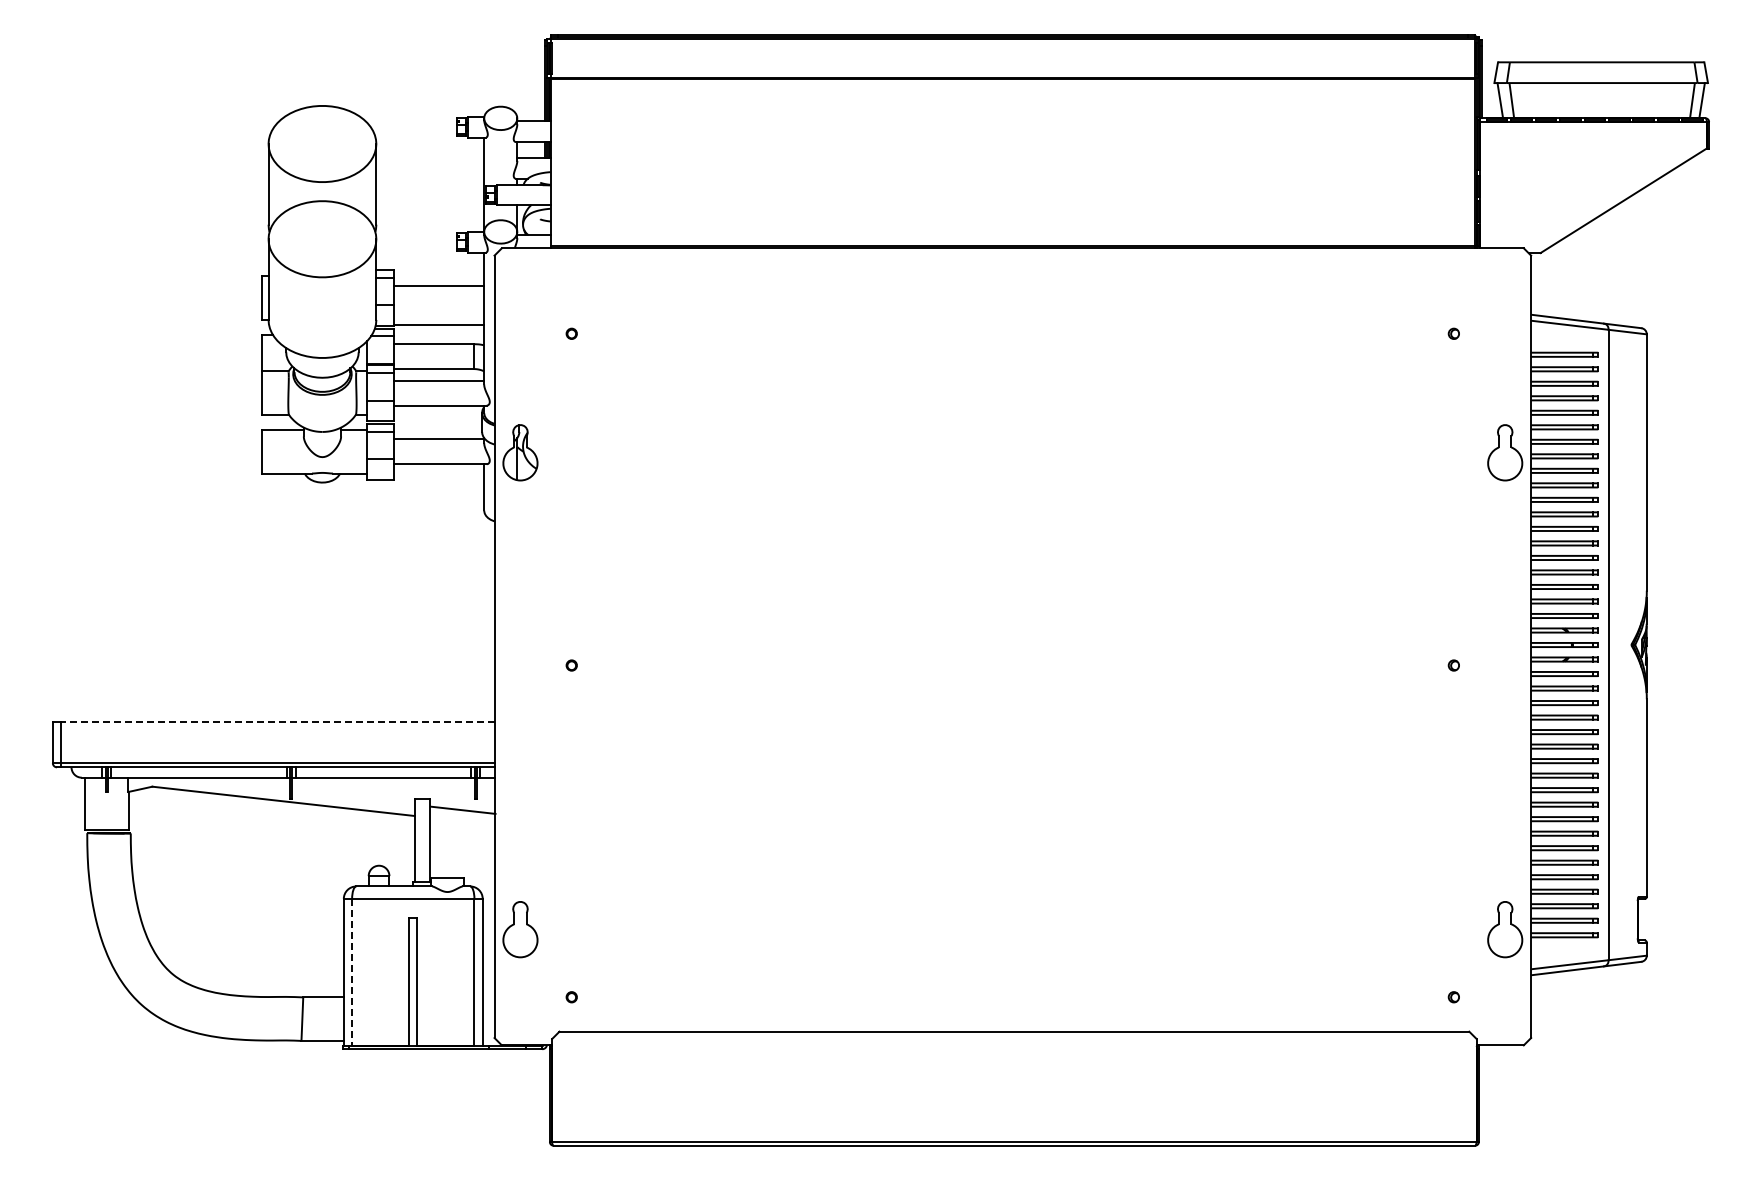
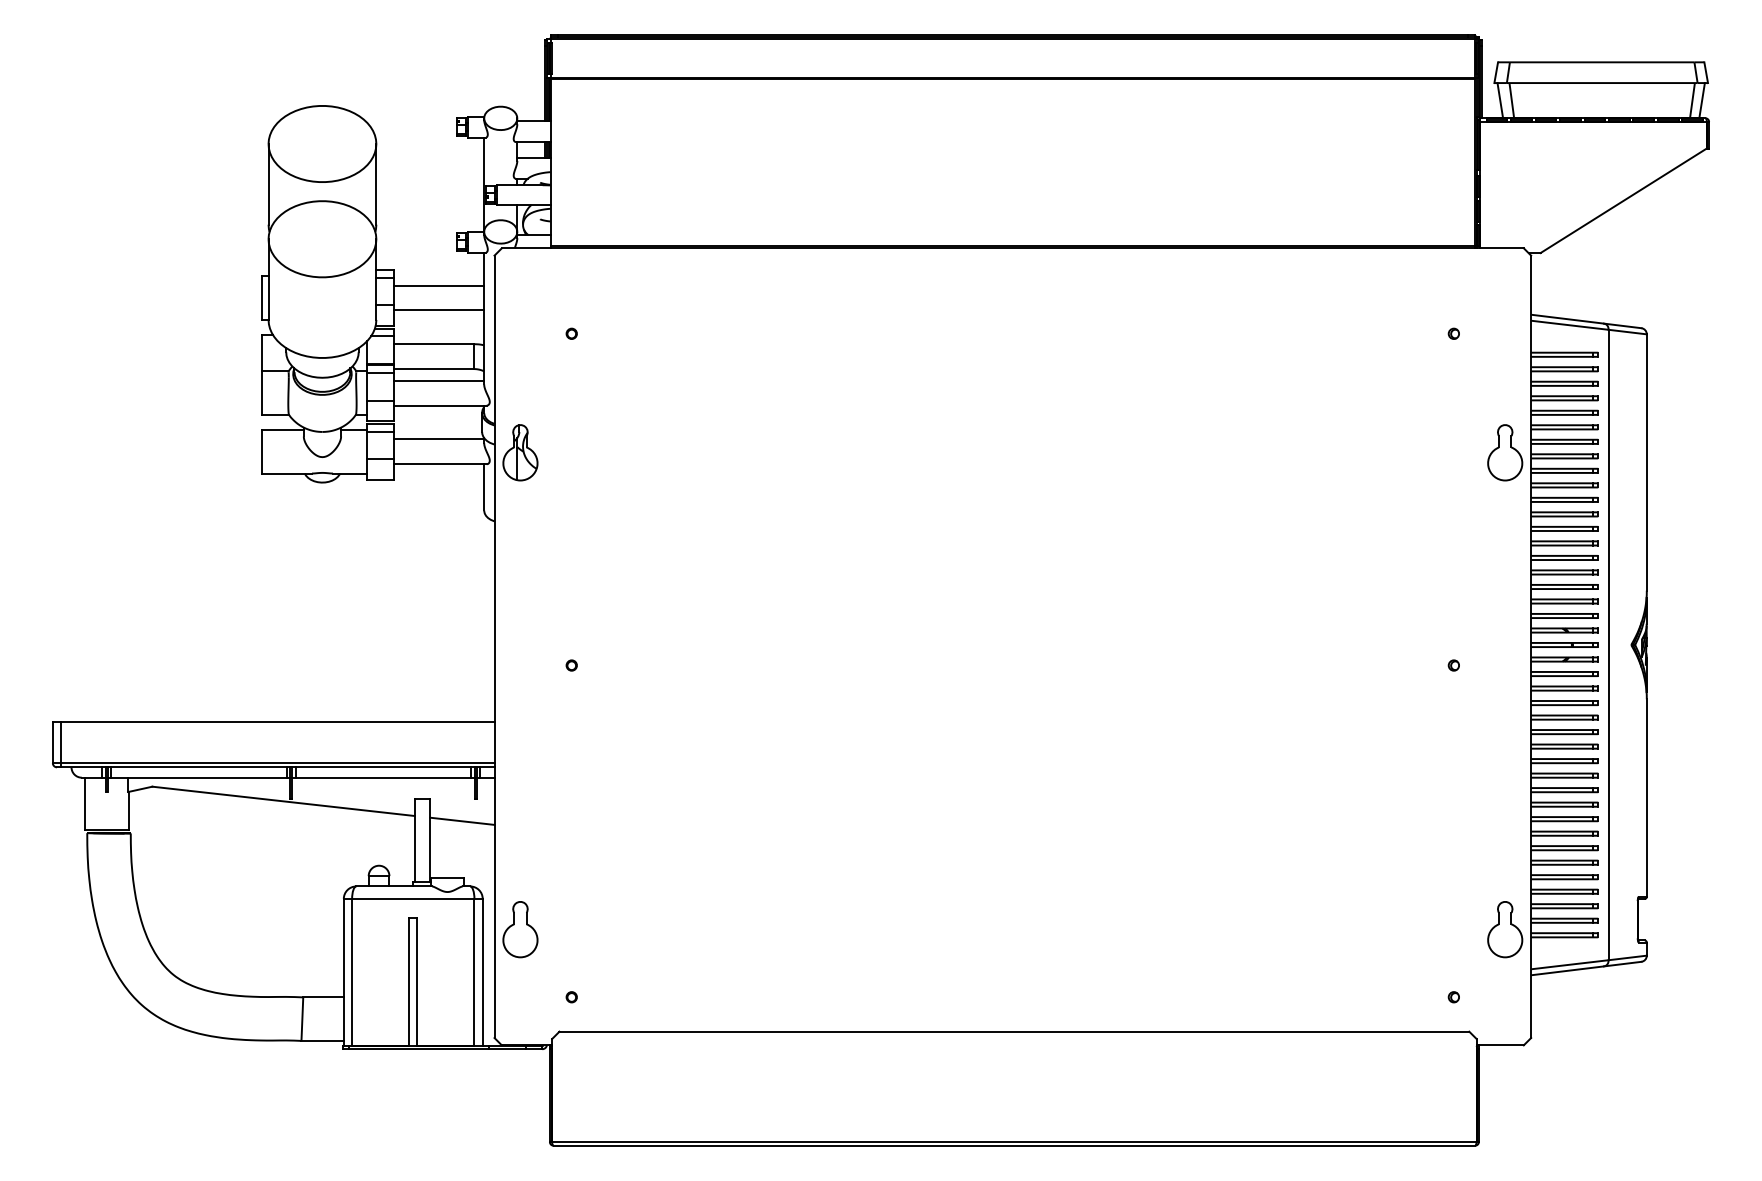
line position: (439, 325) -> (439, 310) (439, 310)
line: dashed -> solid (277, 721)
line position: (463, 809) -> (462, 820) (462, 820)
line: dashed -> solid (352, 972)
